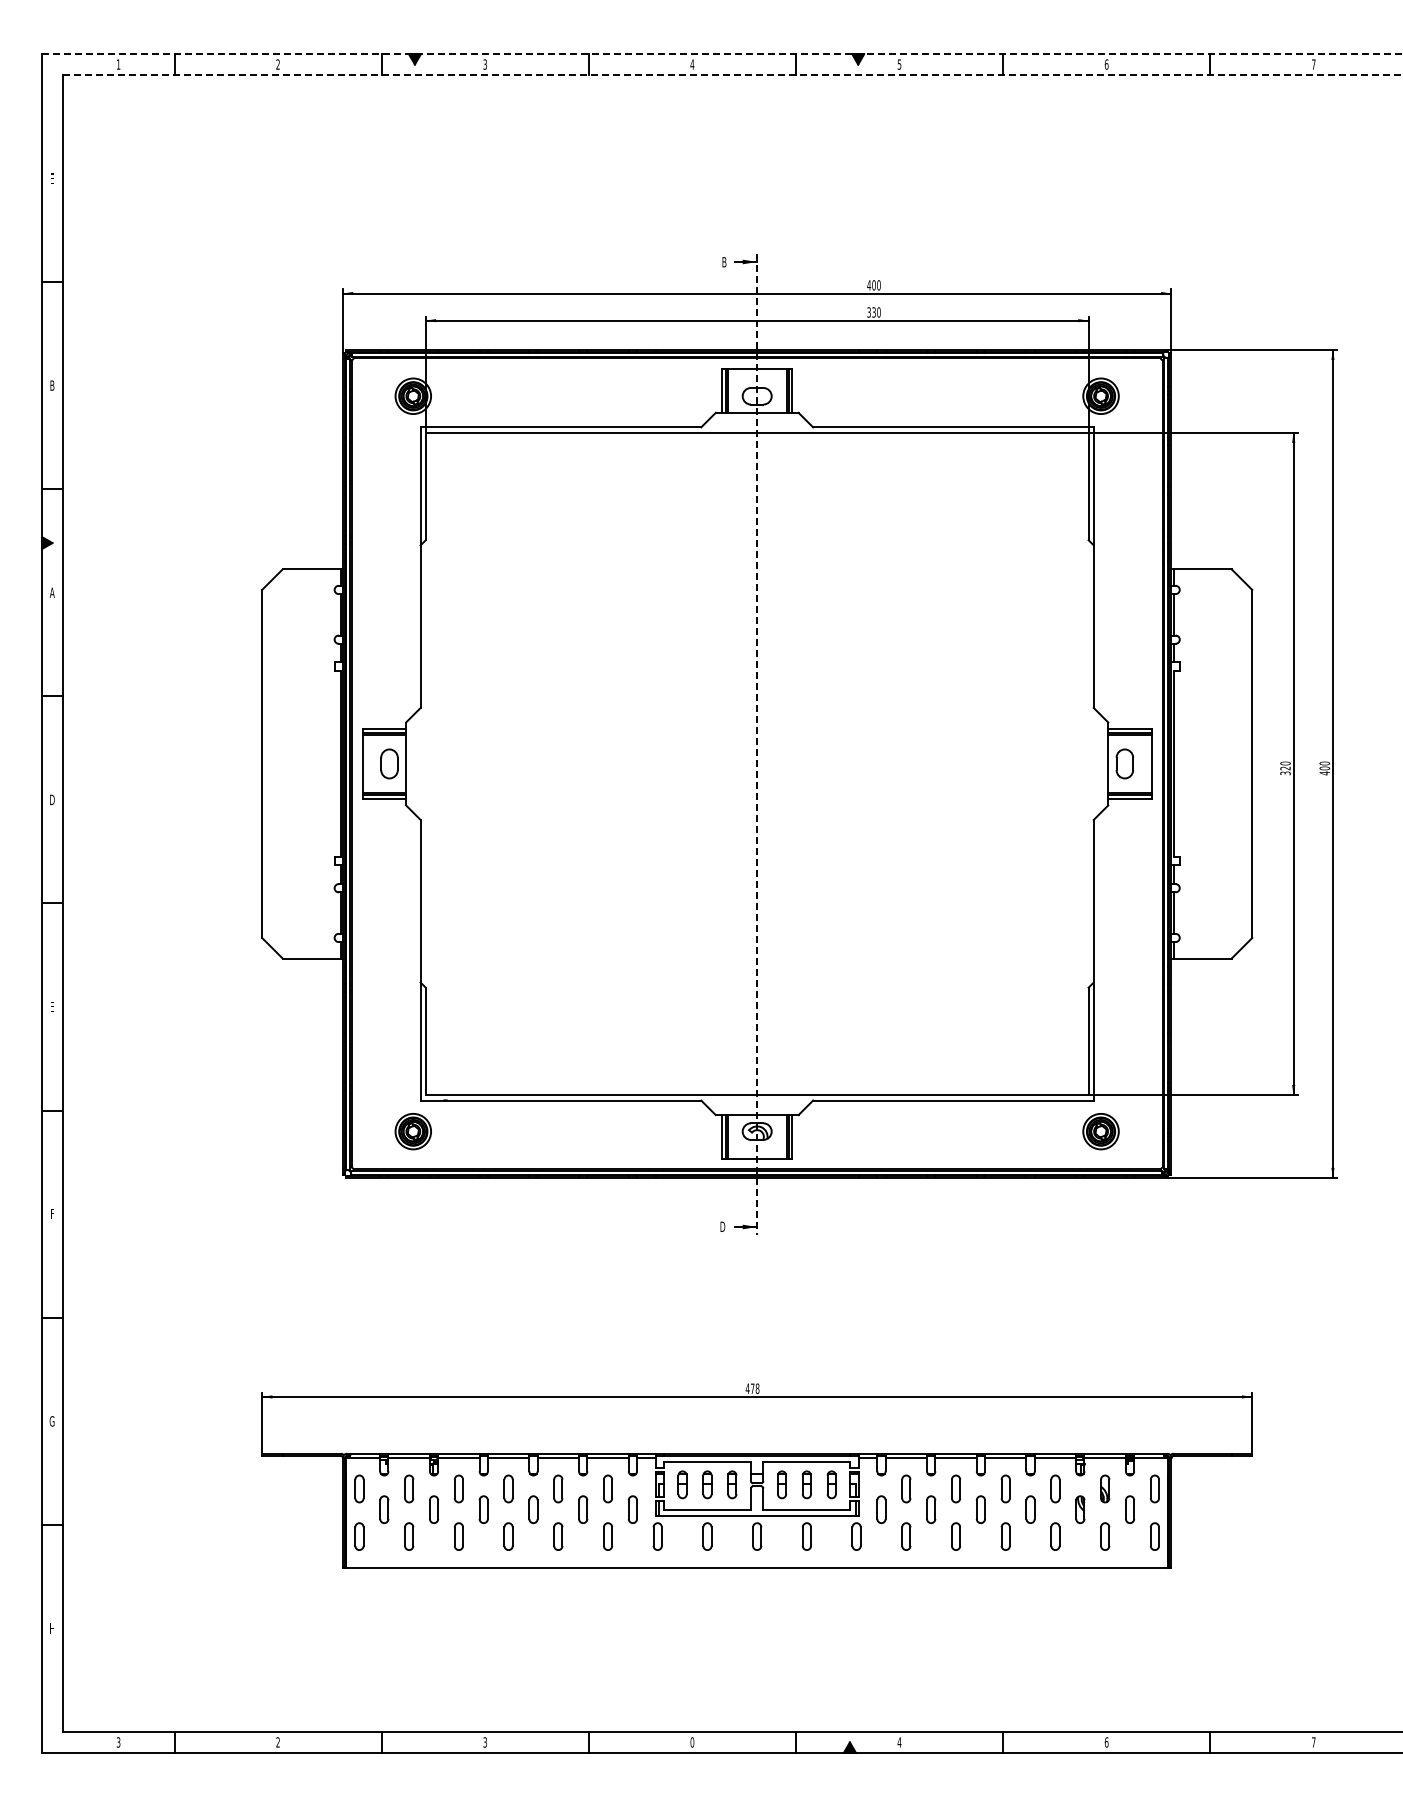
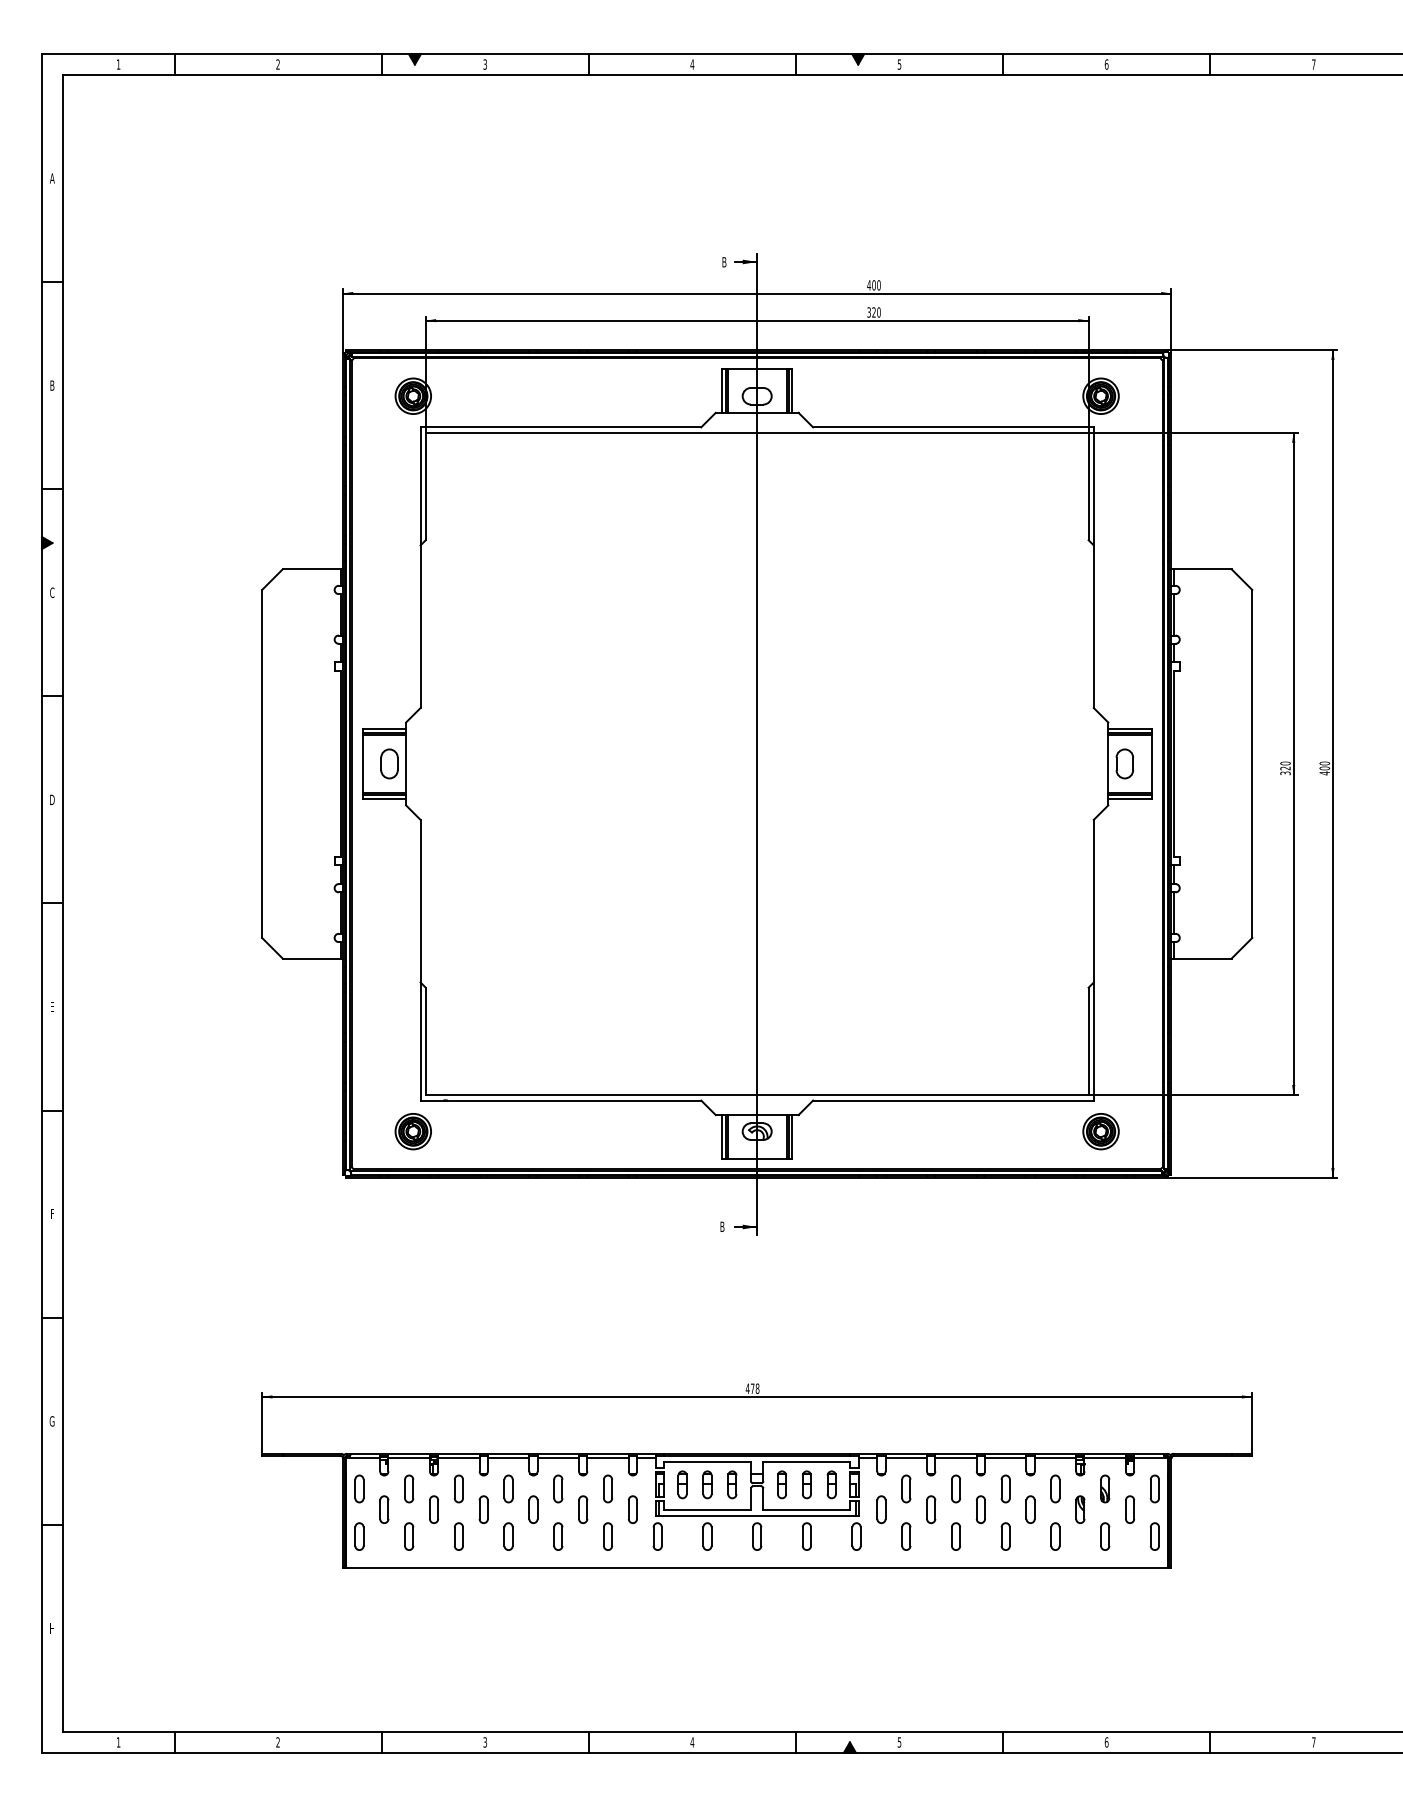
line: dashed -> solid (722, 54)
line: dashed -> solid (732, 74)
text: E -> A (51, 178)
text: 330 -> 320 (873, 312)
text: A -> C (51, 592)
line: dashed -> solid (757, 744)
text: D -> B (723, 1226)
text: 3 -> 1 (118, 1742)
text: 0 -> 4 (692, 1742)
text: 4 -> 5 (899, 1742)
